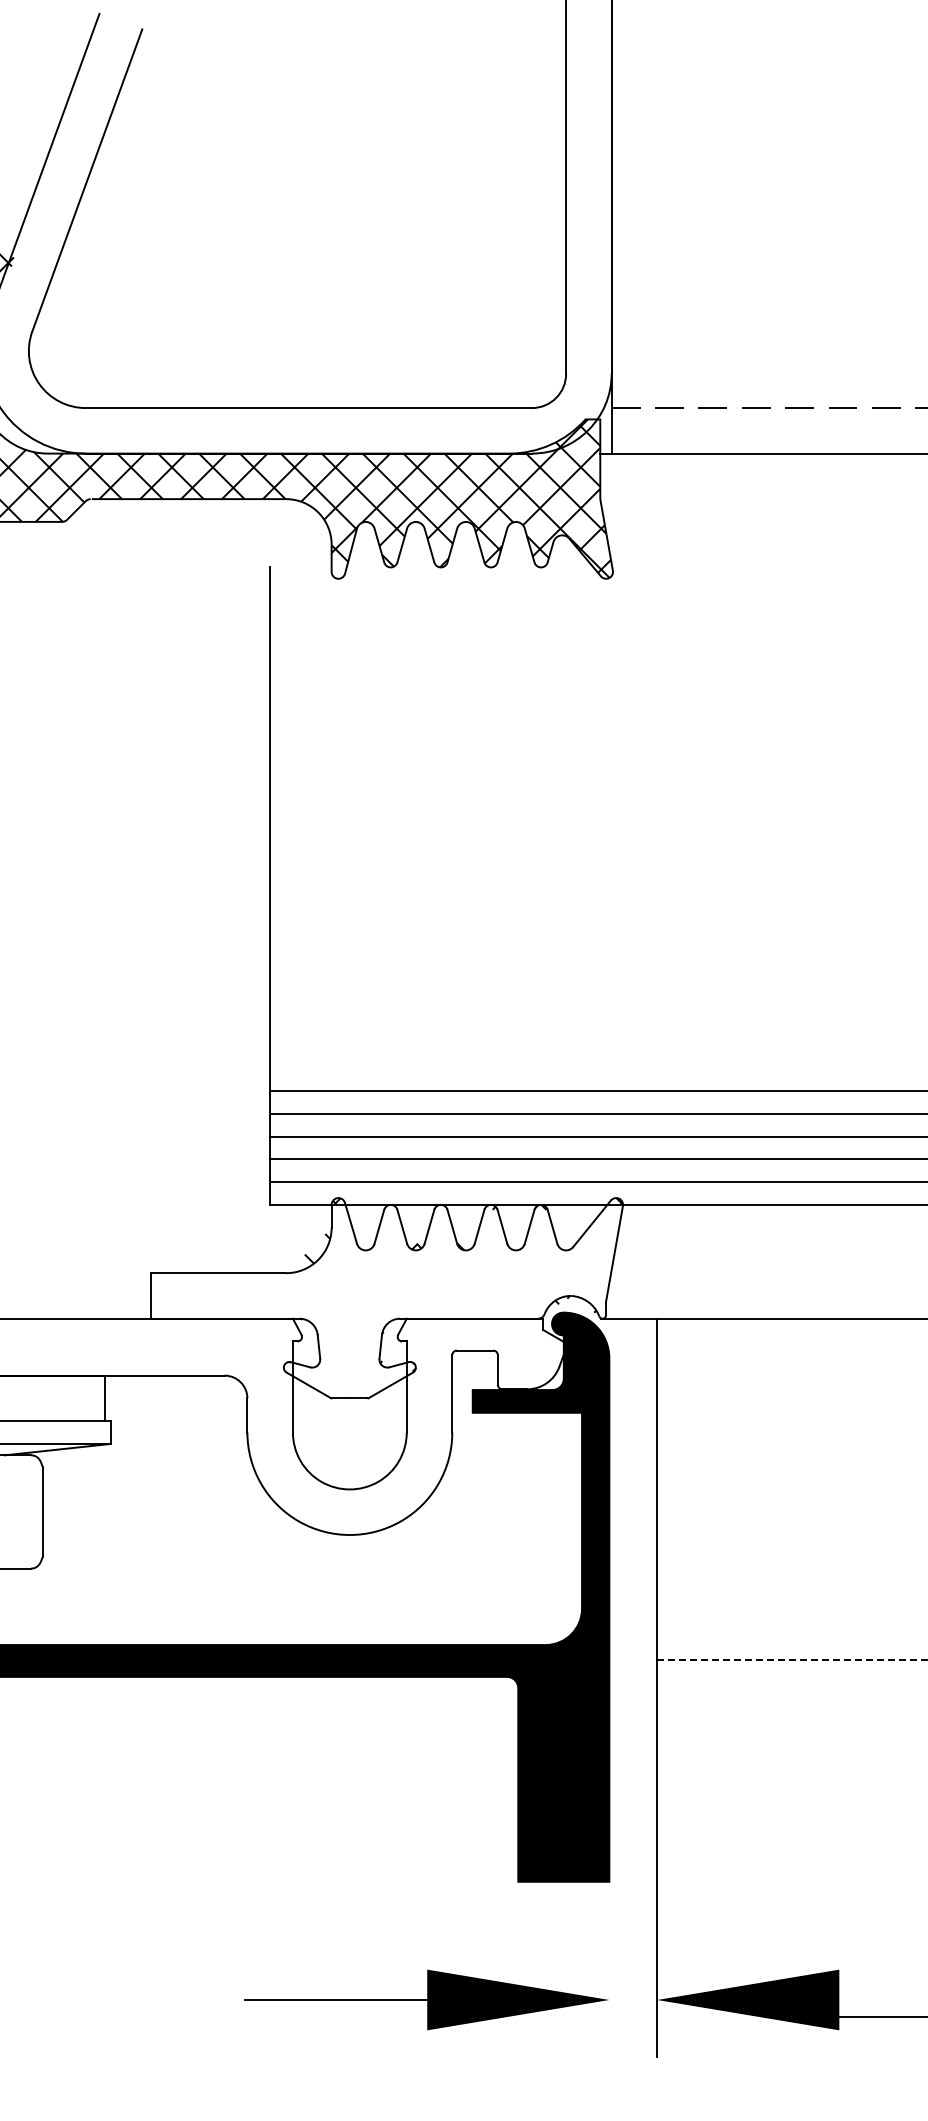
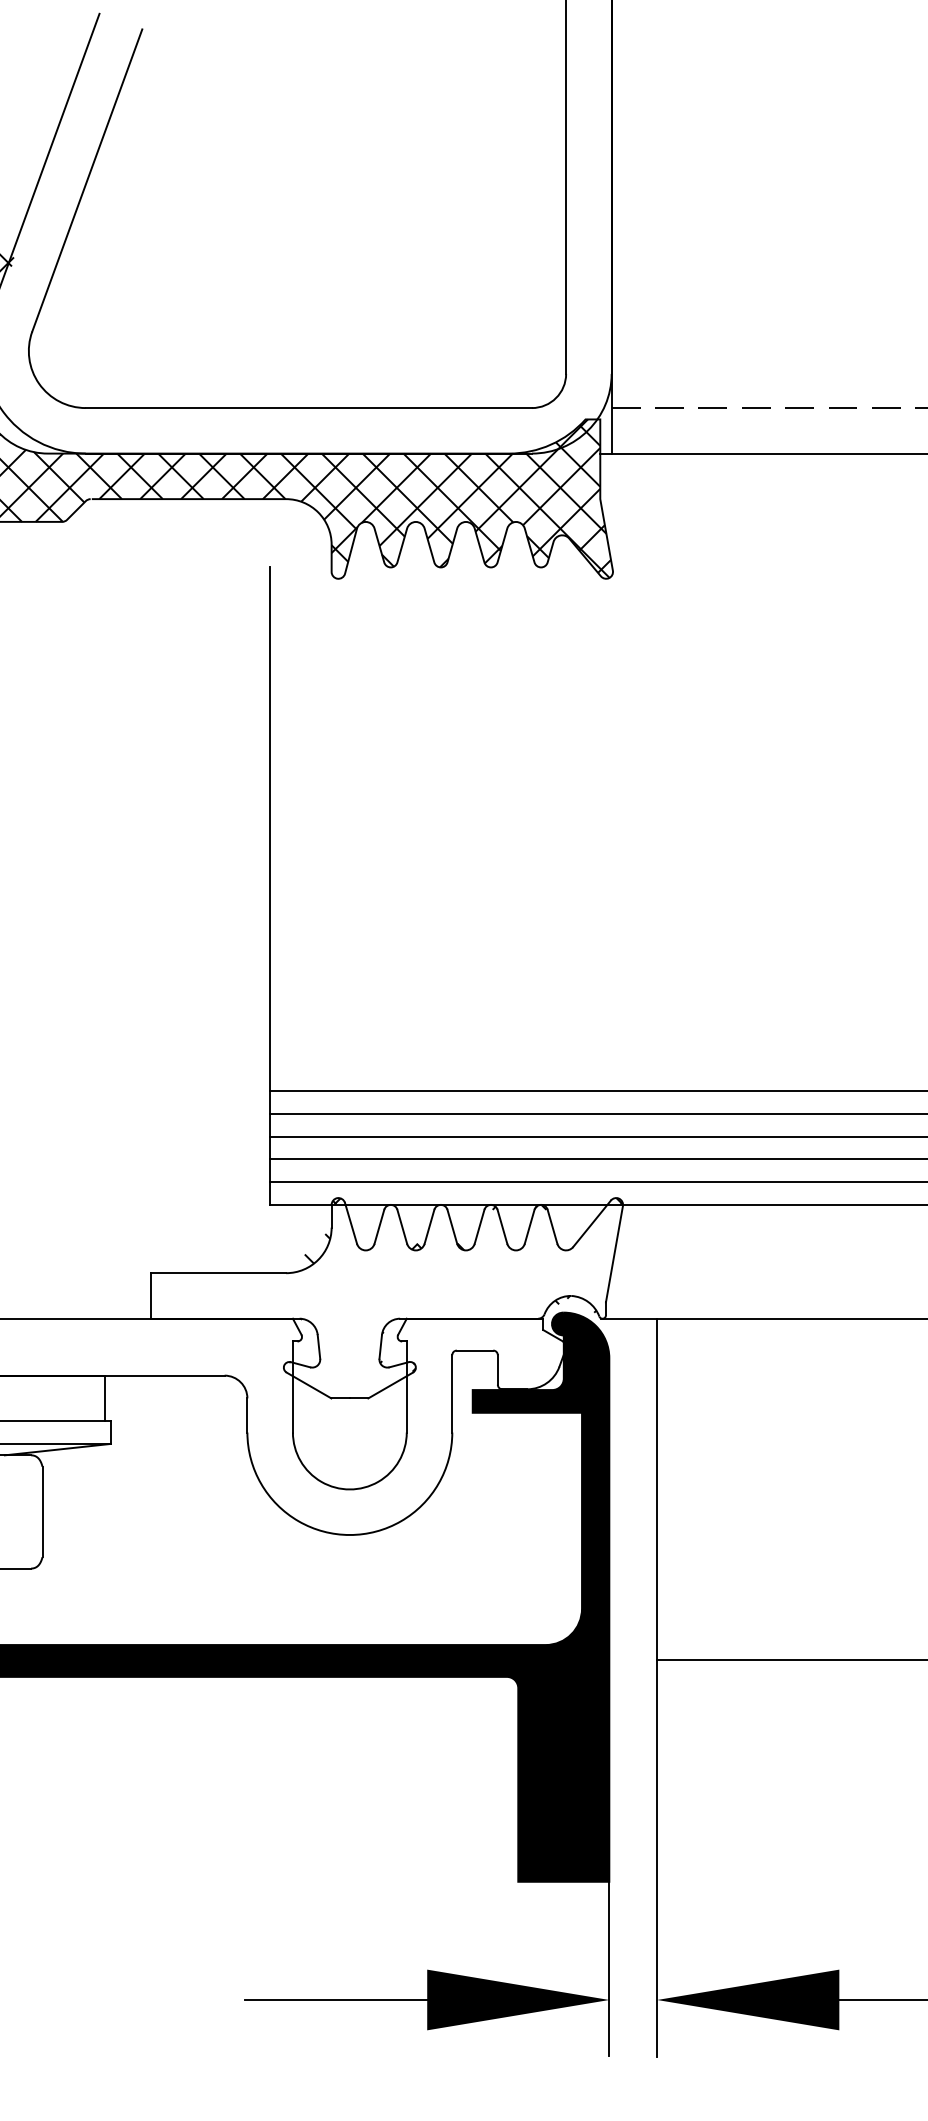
line: dashed -> solid (792, 1660)
line: none -> present (609, 1968)
line position: (881, 2016) -> (881, 1999) (881, 1999)
